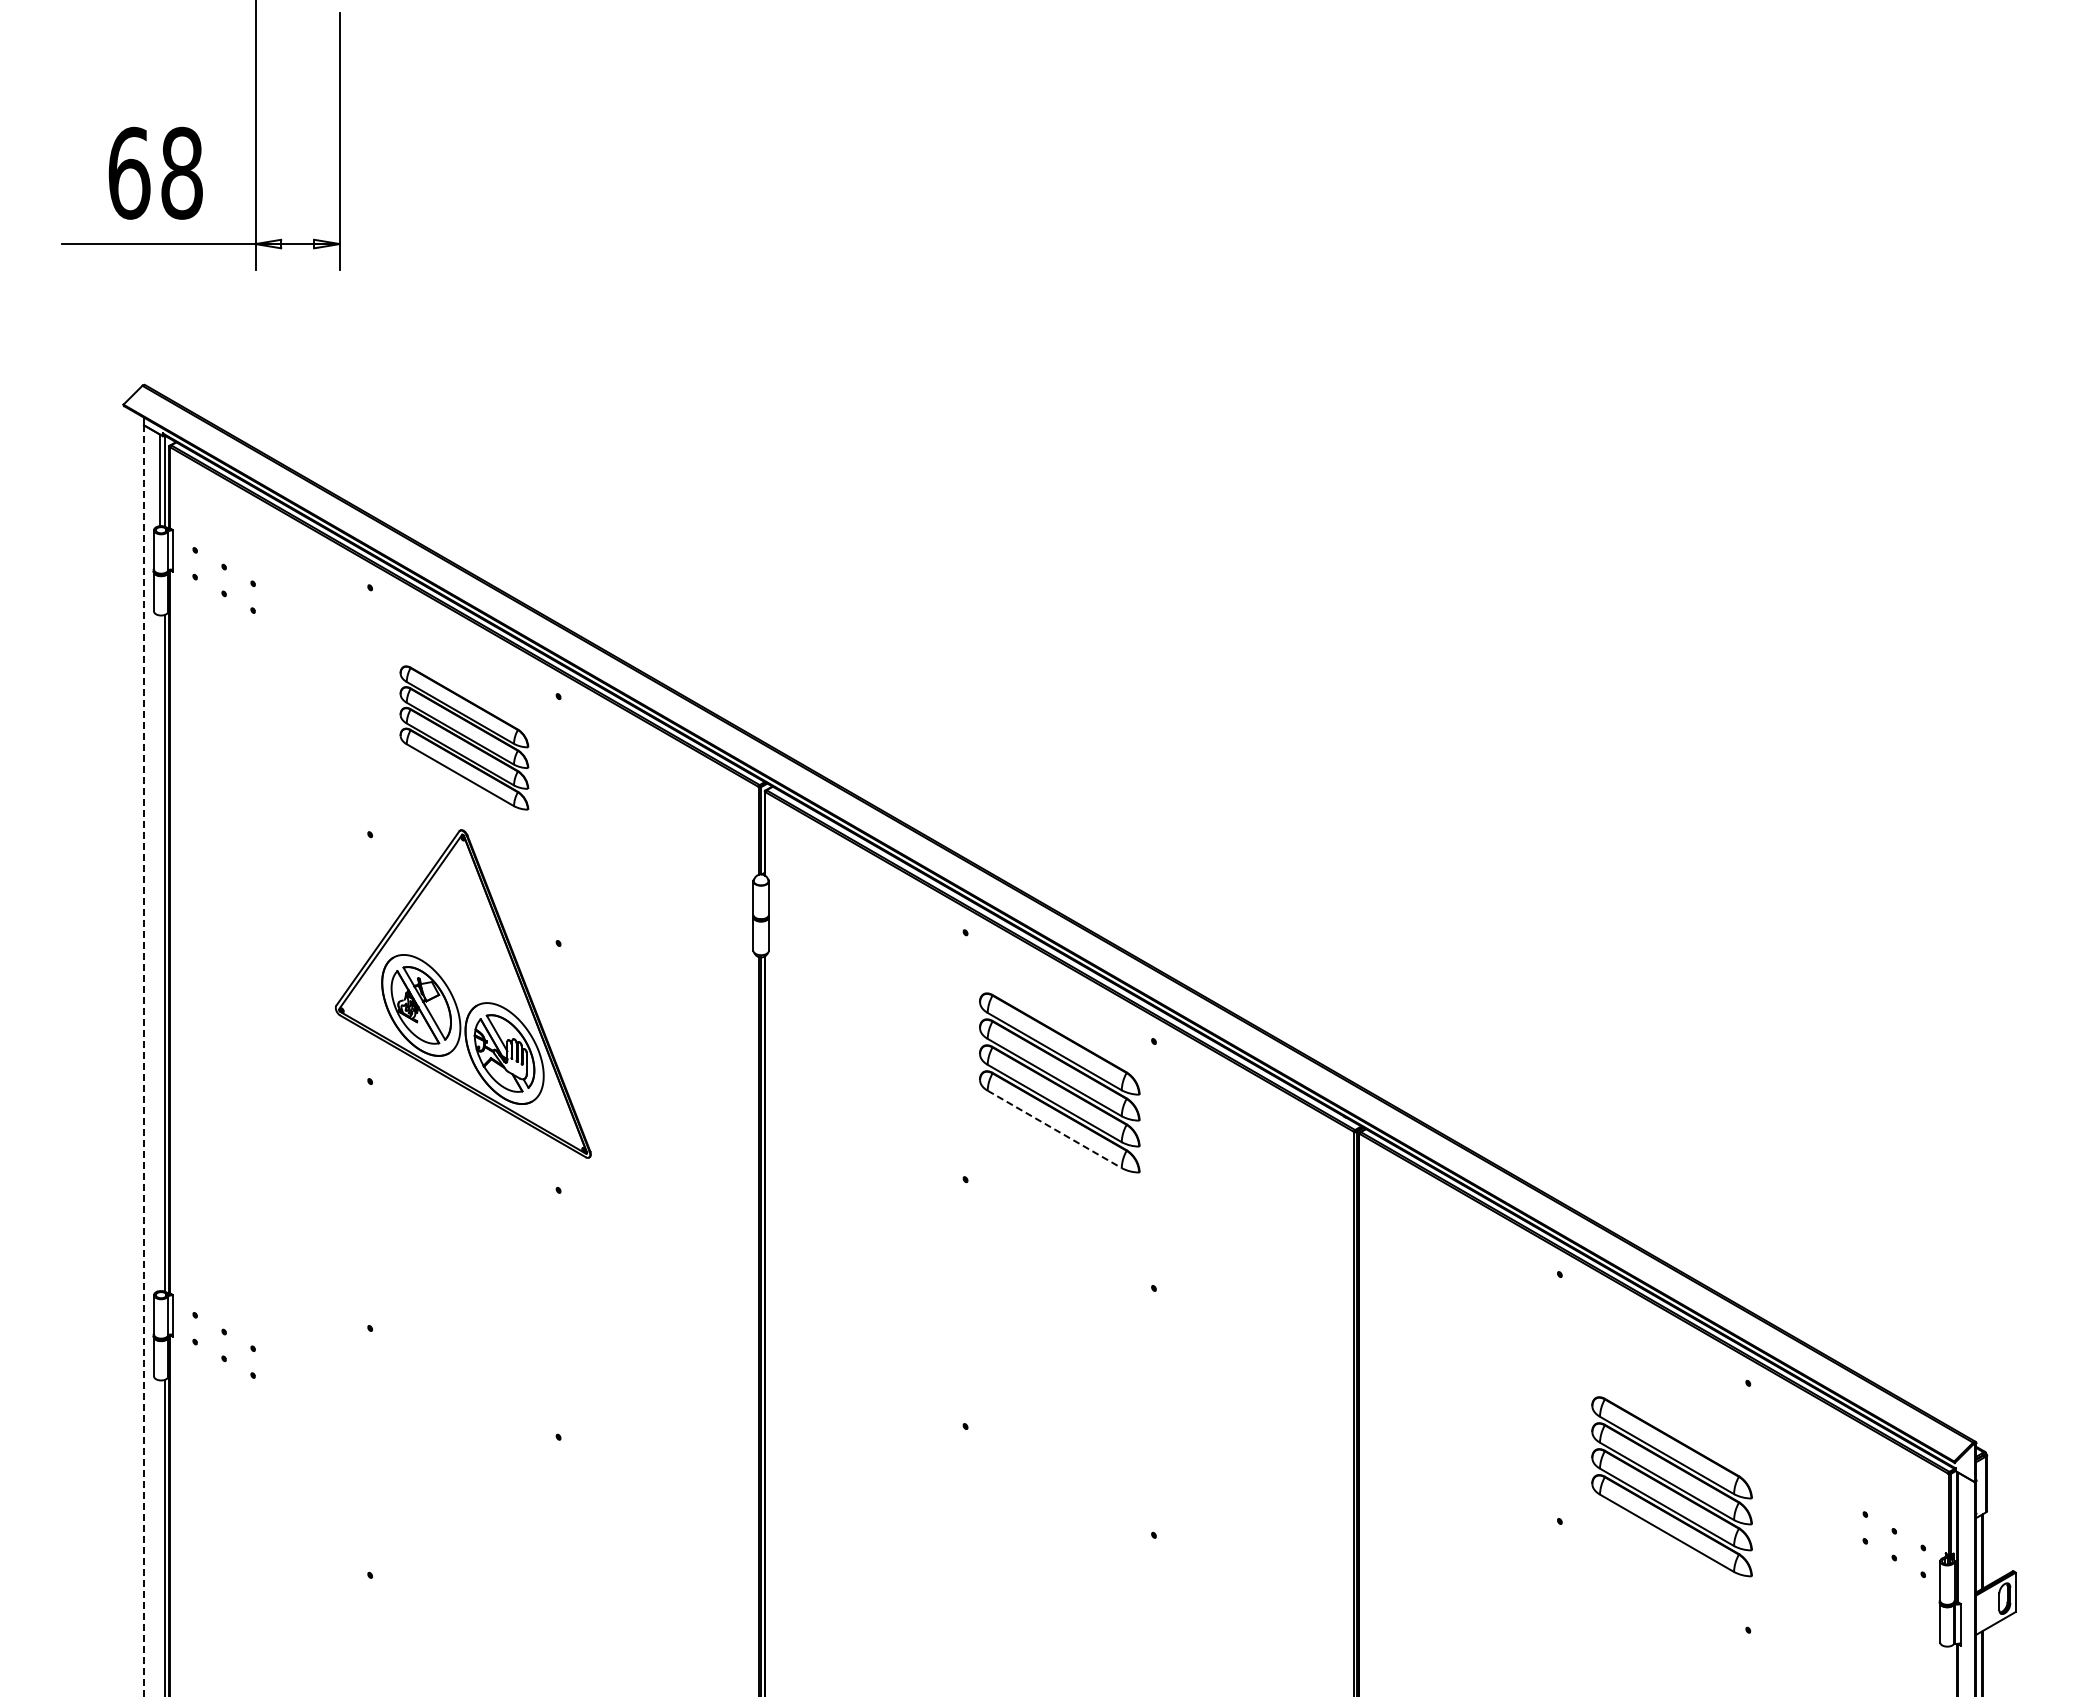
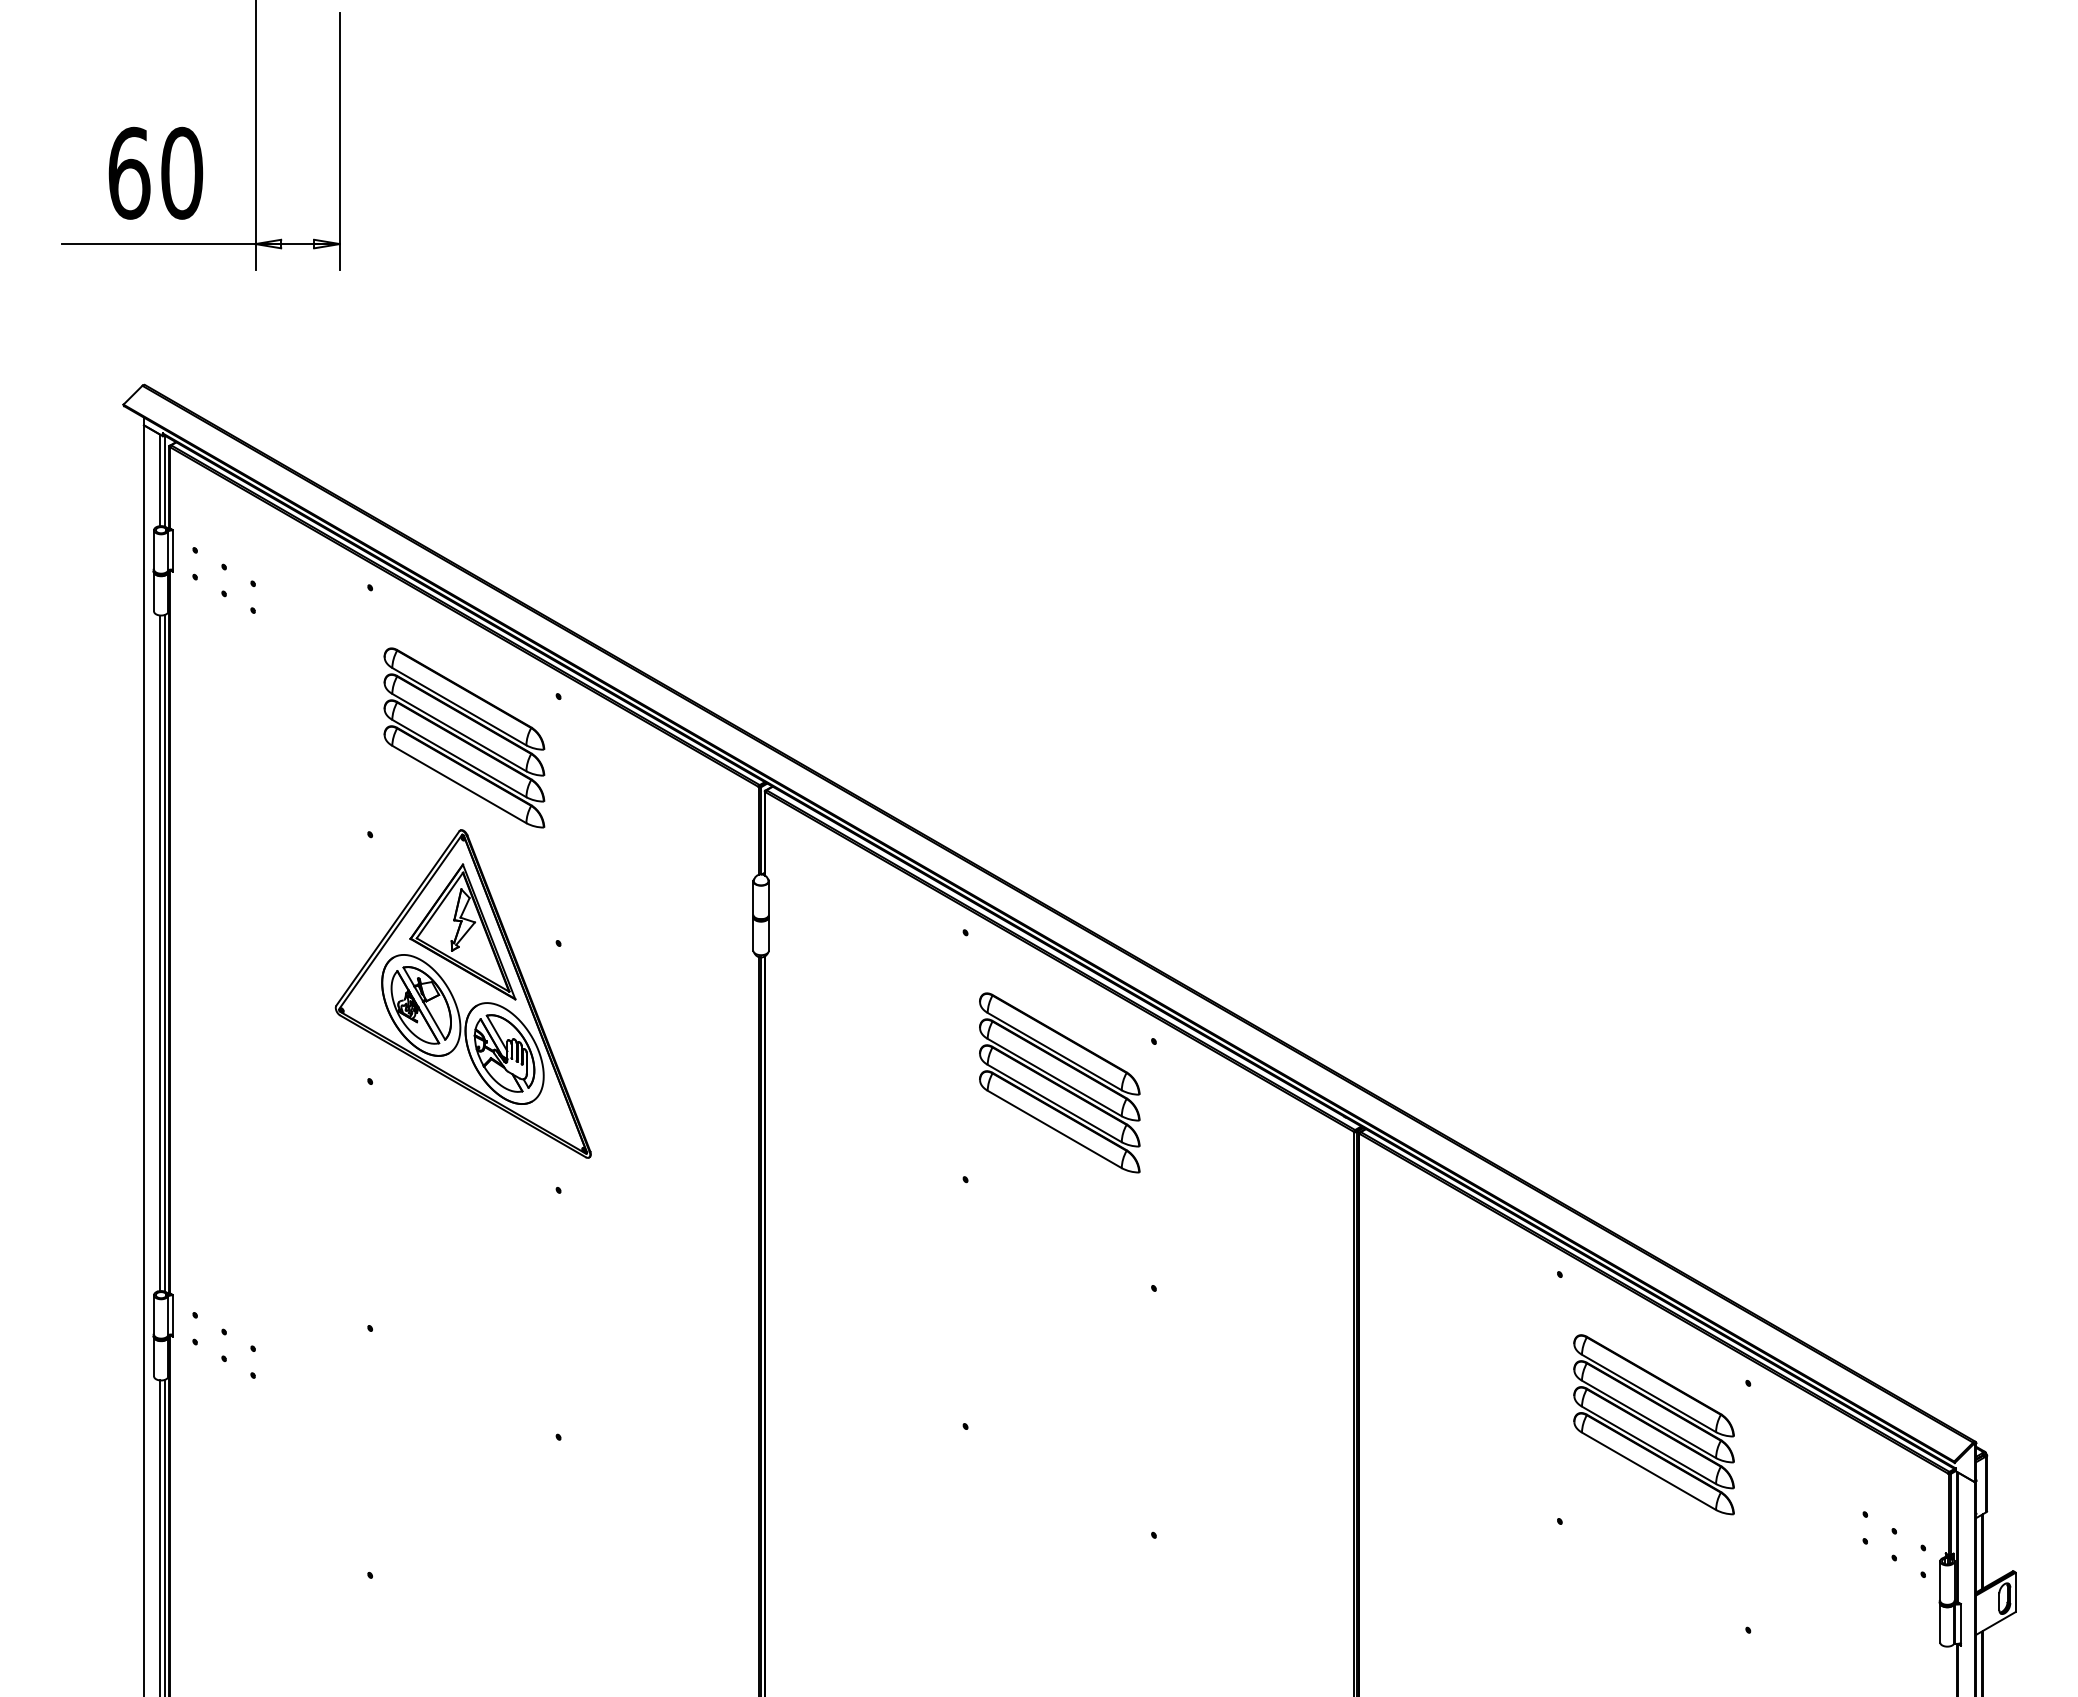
text: 68 -> 60 (182, 173)
part size: 131x146 px -> 163x182 px (464, 737)
part: none -> present (462, 931)
line: none -> present (160, 953)
line: dashed -> solid (144, 1061)
line: dashed -> solid (1055, 1129)
part position: (1671, 1486) -> (1653, 1424) (1653, 1424)
line: none -> present (160, 1536)
